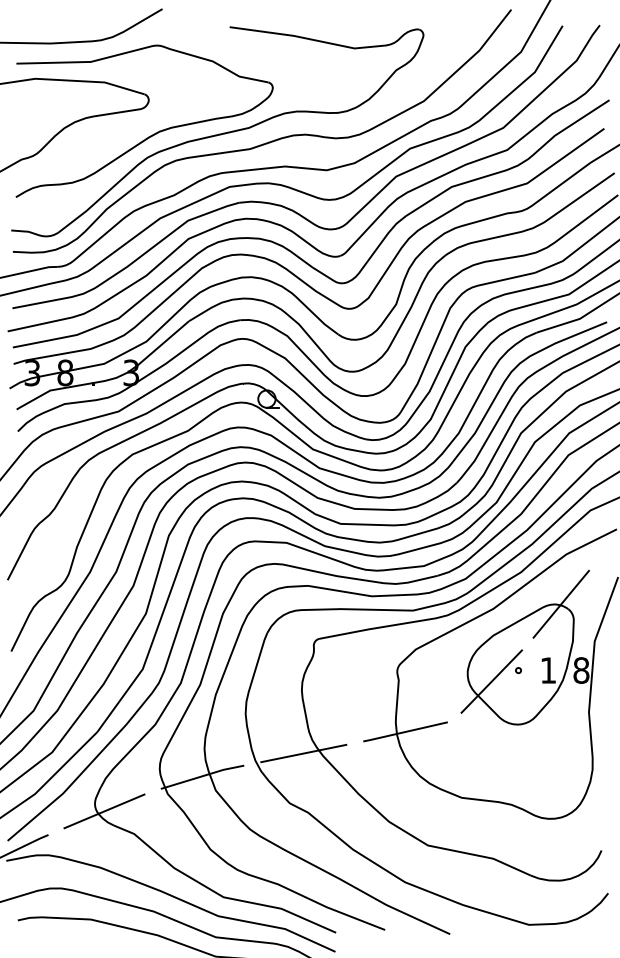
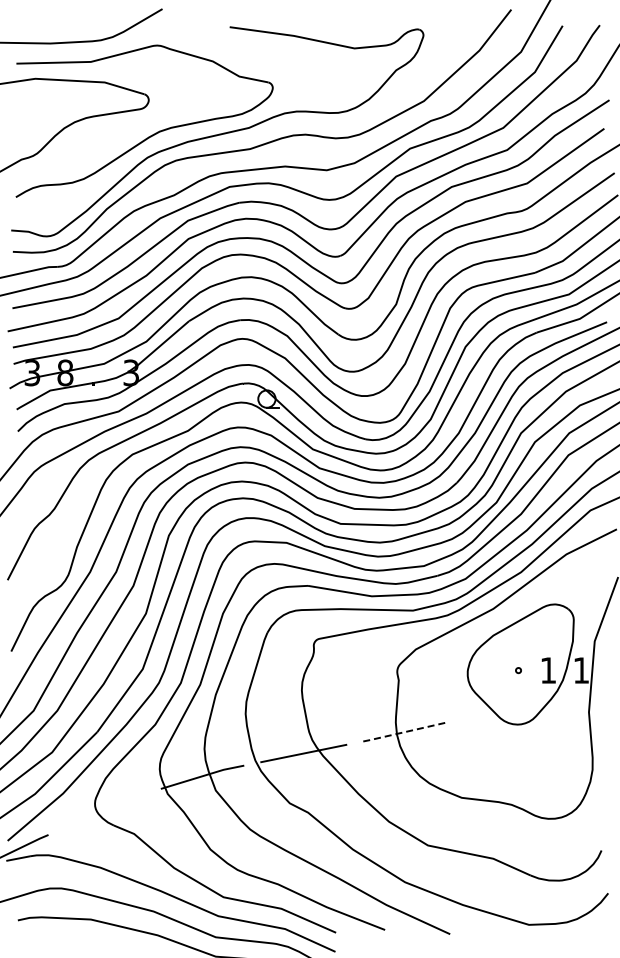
line: present -> none (560, 603)
text: 8 -> 1 (581, 670)
line: present -> none (491, 681)
line: solid -> dashed (405, 732)
line: present -> none (104, 811)
